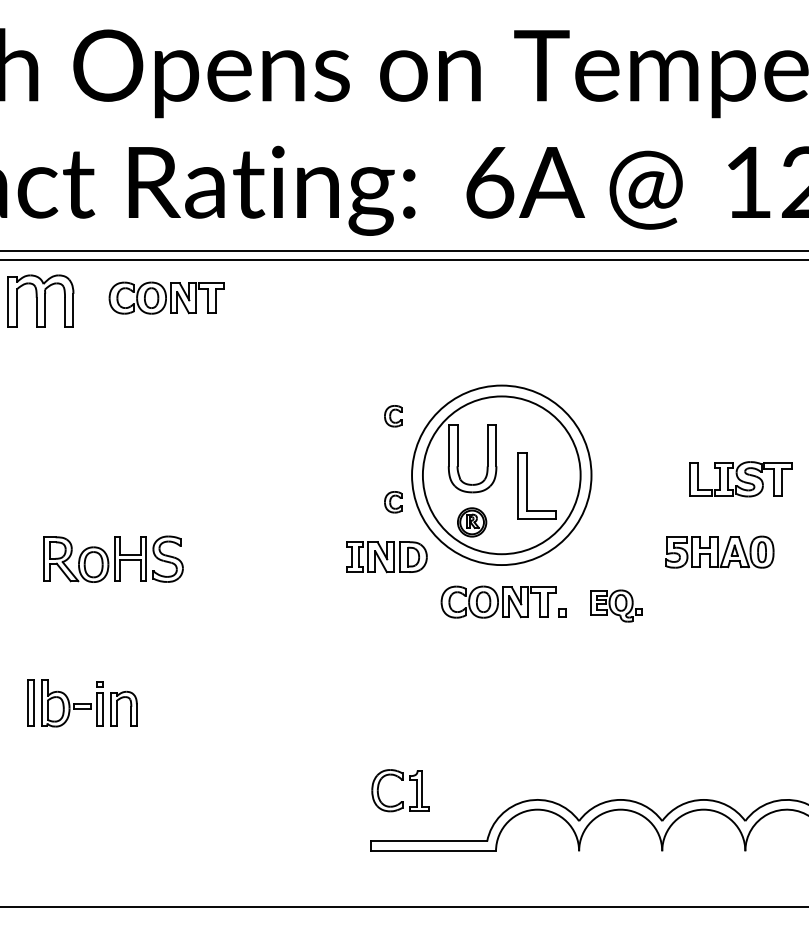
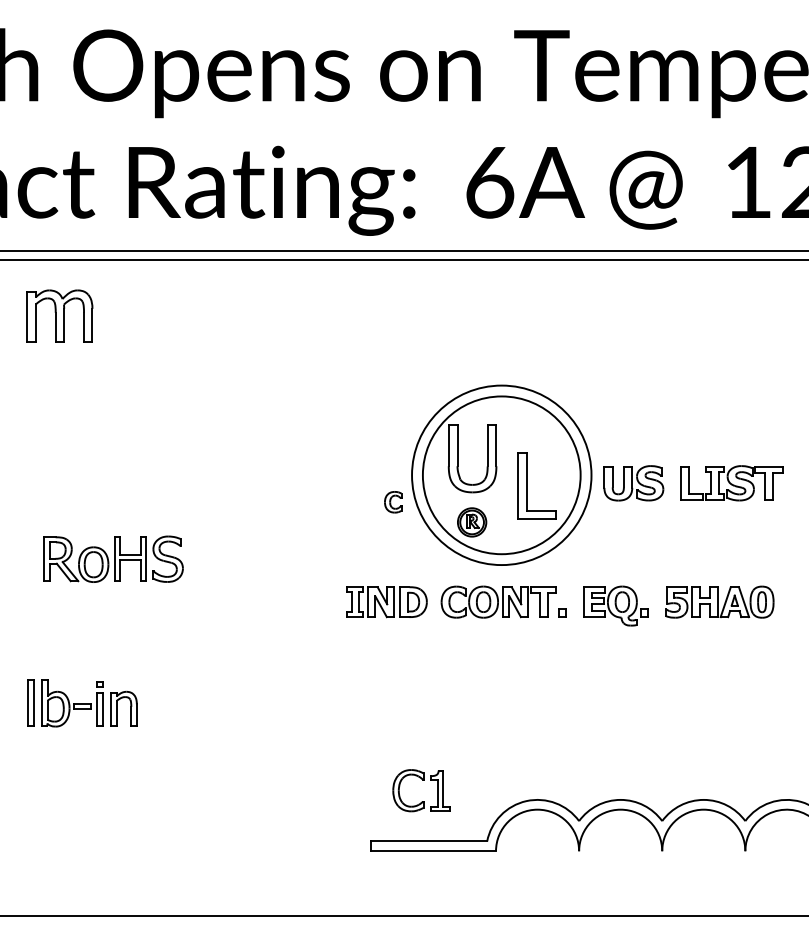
part: present -> none (166, 297)
part position: (40, 300) -> (59, 315) (59, 315)
part: present -> none (393, 416)
part position: (740, 479) -> (731, 483) (731, 483)
part: none -> present (633, 483)
part position: (719, 551) -> (719, 601) (719, 601)
part position: (386, 557) -> (386, 602) (386, 602)
part size: 53x34 px -> 66x42 px (615, 605)
part position: (401, 780) -> (422, 780) (422, 780)
line position: (403, 906) -> (403, 915) (403, 915)
